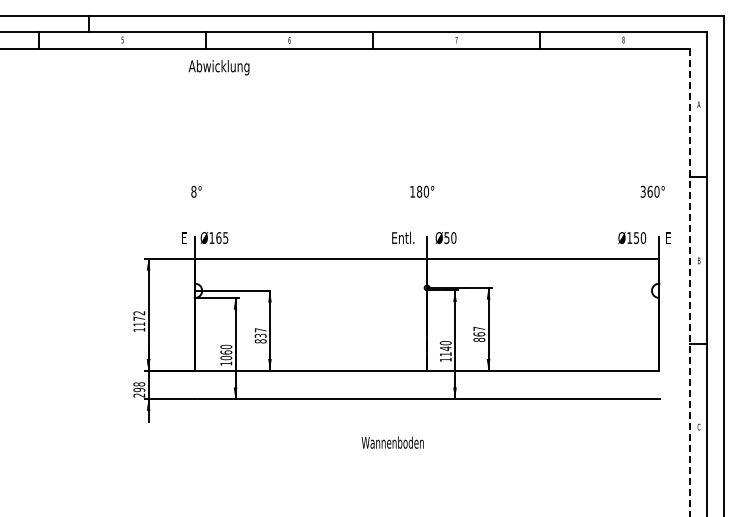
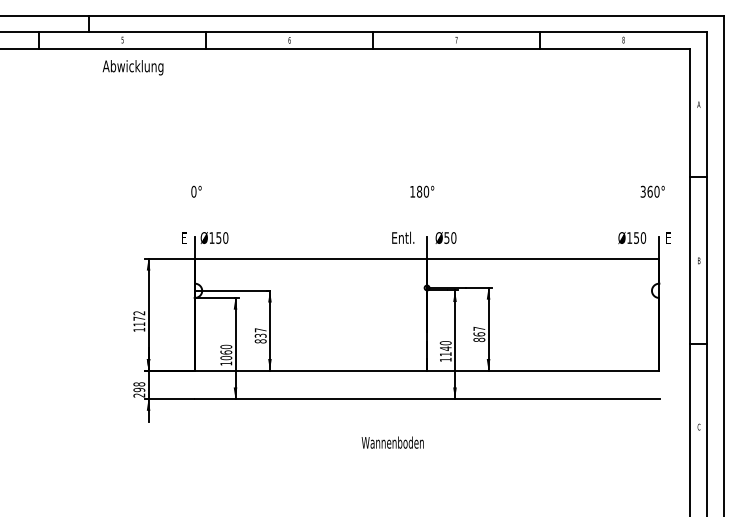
text position: (218, 67) -> (132, 67) (132, 67)
text: 8° -> 0° (193, 191)
text: Ø165 -> Ø150 (222, 237)
line: dashed -> solid (690, 282)
